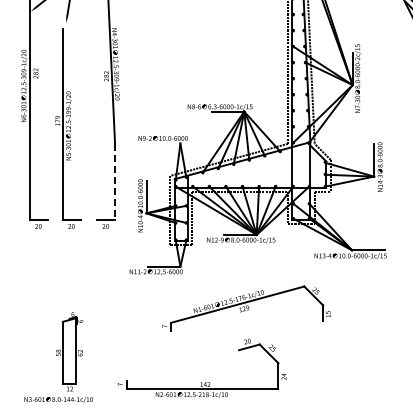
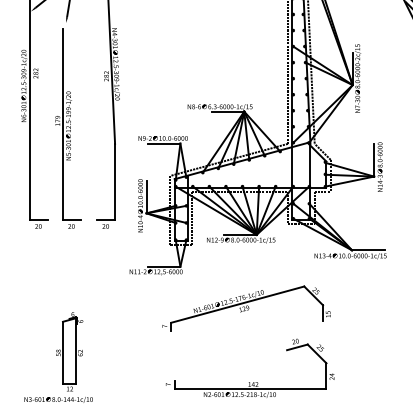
line: none -> present (163, 143)
line: dashed -> solid (115, 181)
part position: (201, 382) -> (249, 382) (249, 382)
